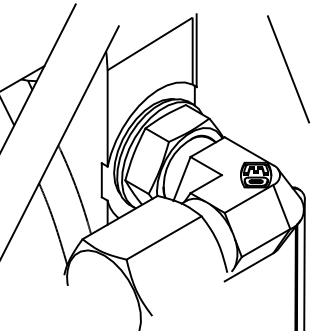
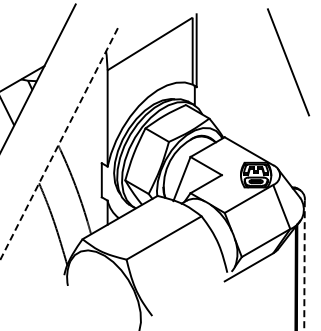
line position: (288, 69) -> (288, 62) (288, 62)
line: solid -> dashed (59, 142)
line: solid -> dashed (304, 265)
